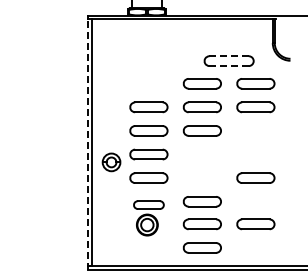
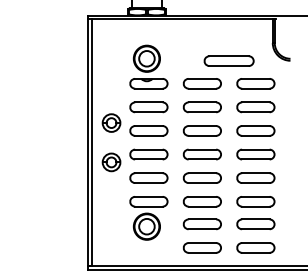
line: dashed -> solid (229, 56)
part: none -> present (148, 66)
line: dashed -> solid (229, 66)
part: none -> present (111, 122)
part: none -> present (255, 130)
line: dashed -> solid (87, 144)
part: none -> present (201, 154)
part: none -> present (255, 154)
part: none -> present (201, 177)
part: none -> present (255, 201)
part size: 32x37 px -> 40x45 px (148, 218)
part: none -> present (255, 247)
